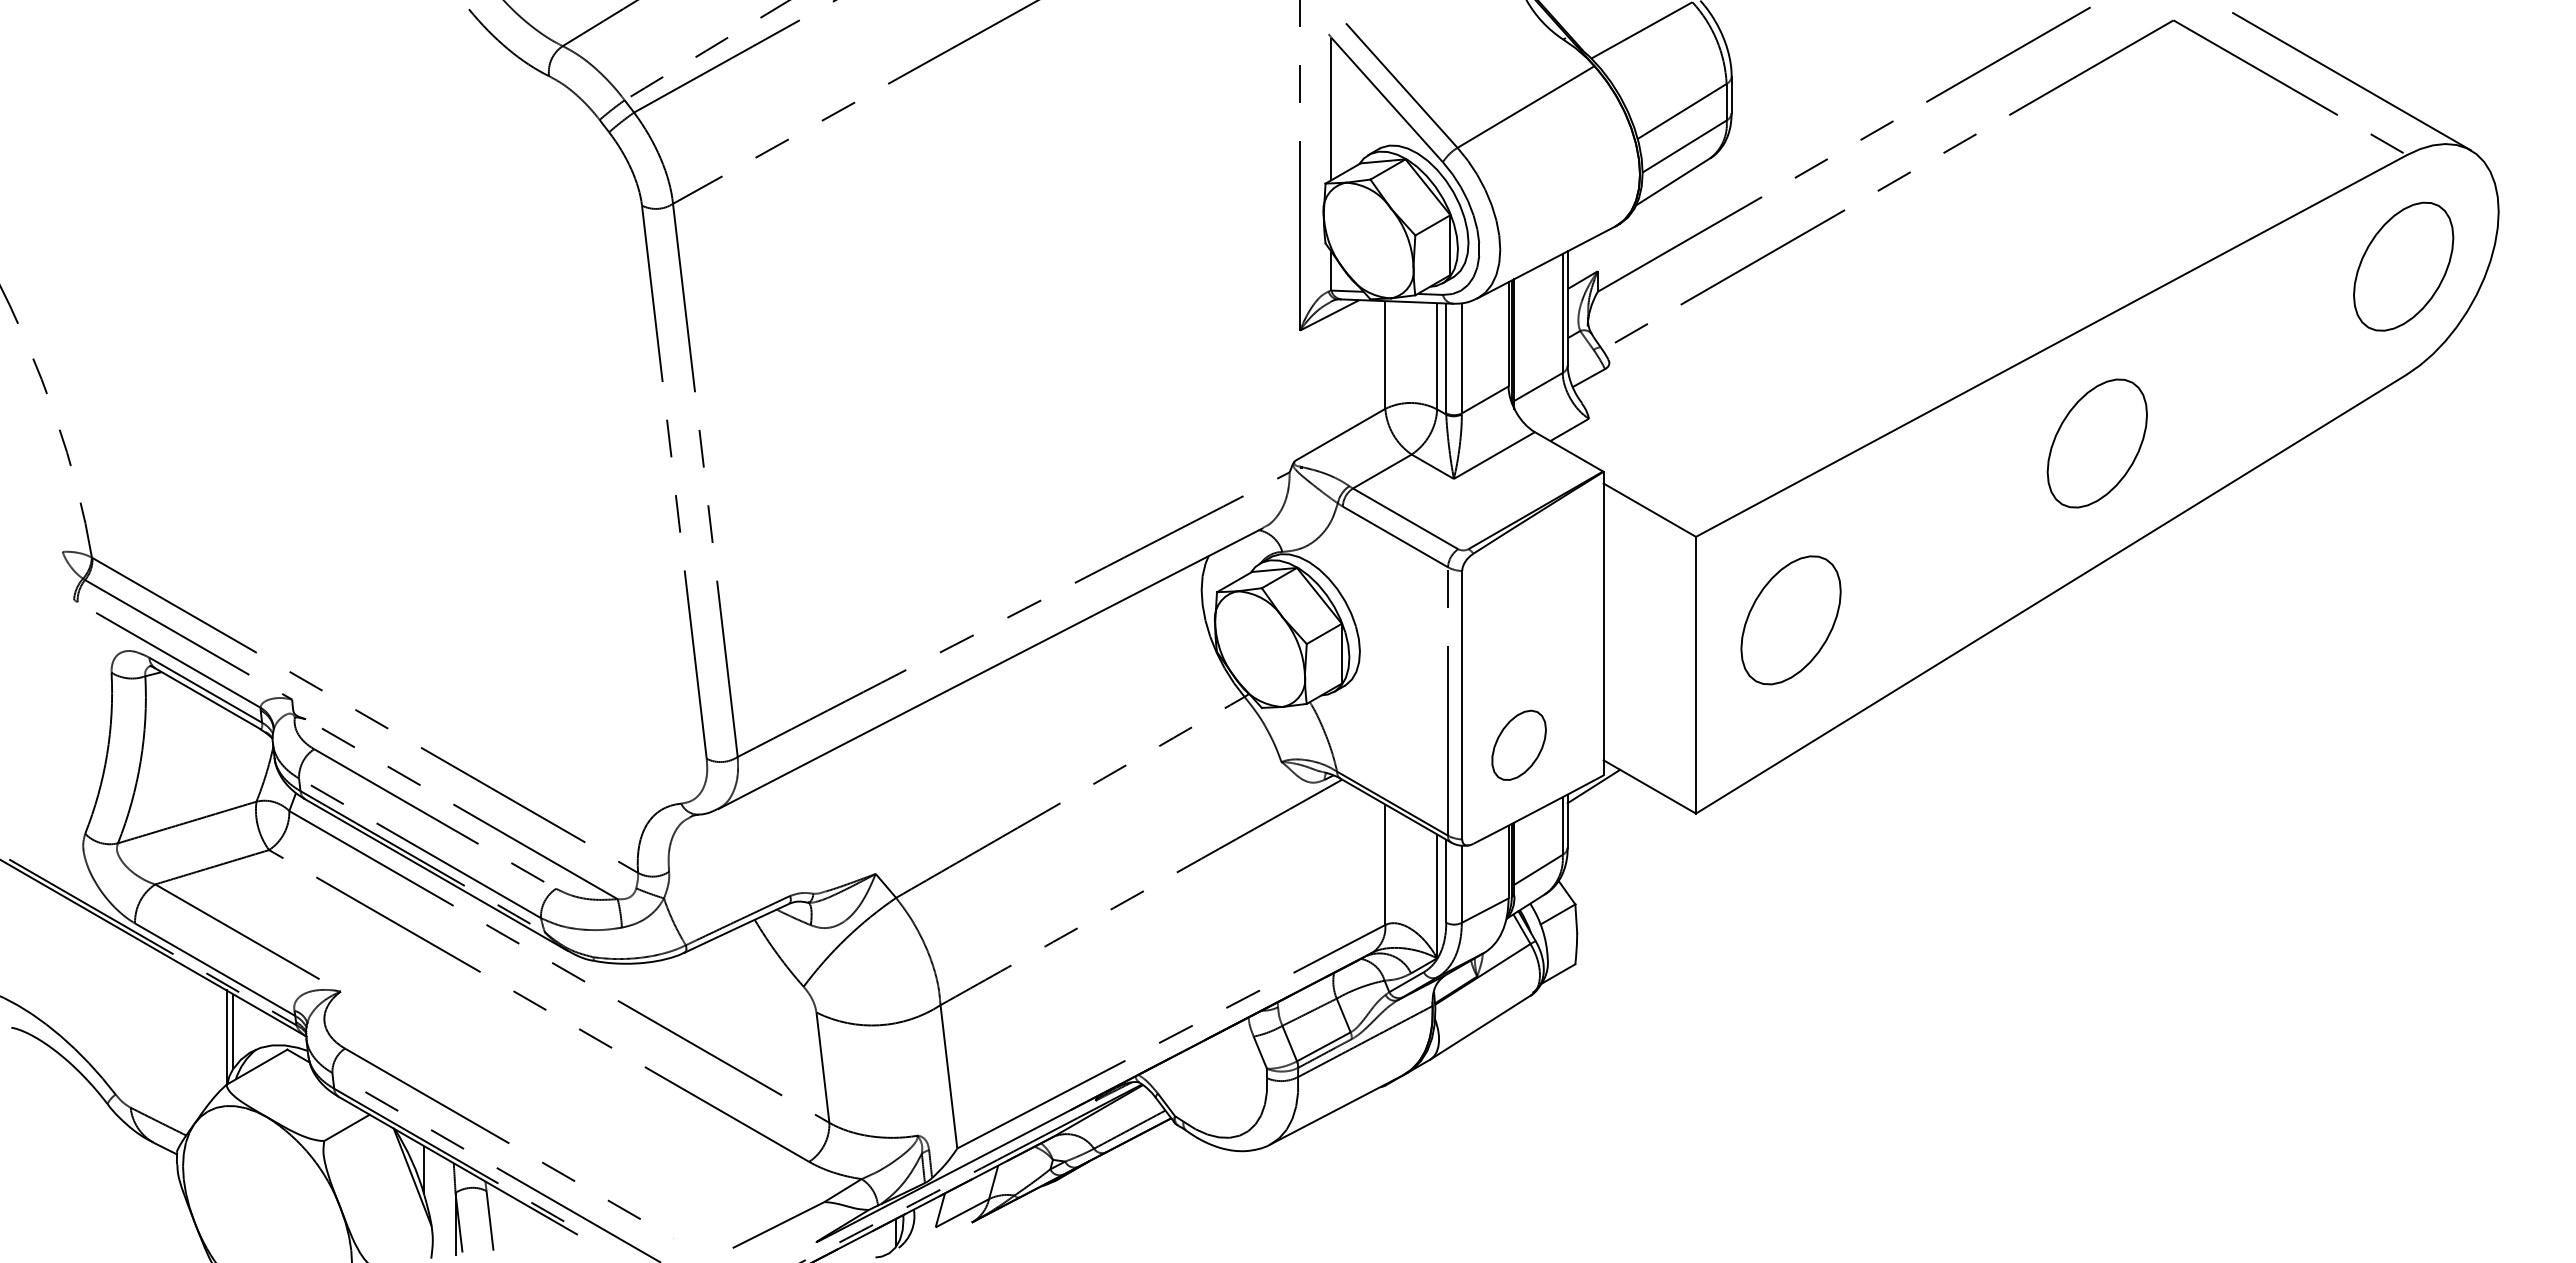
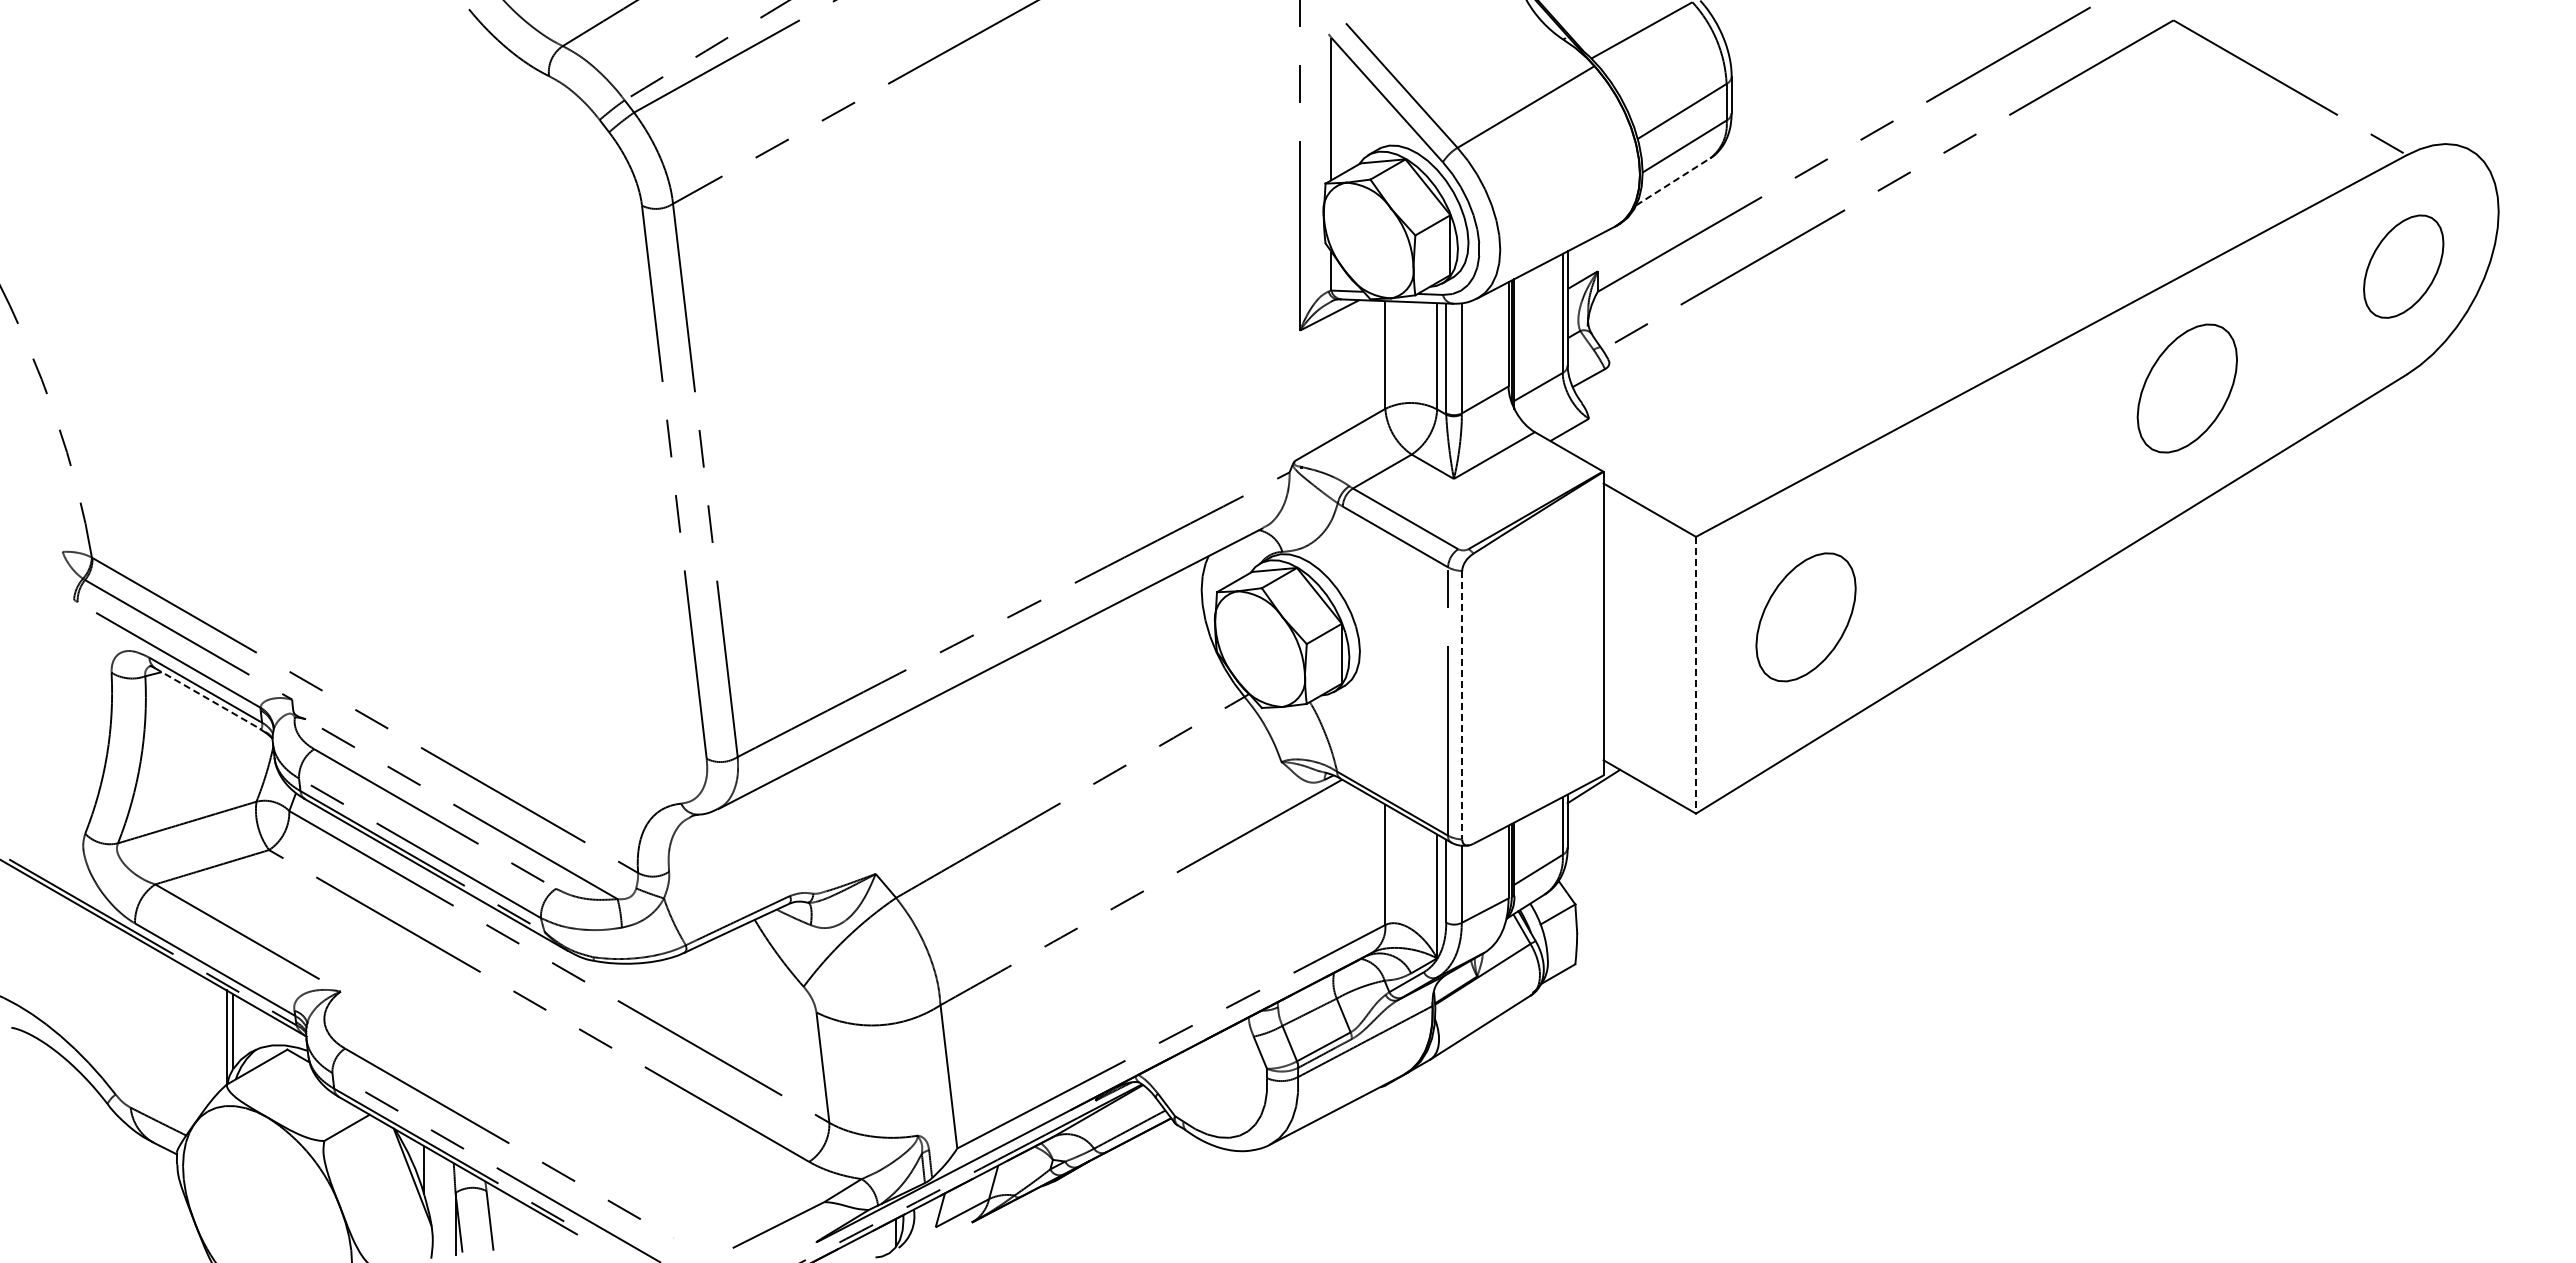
line: present -> none (2351, 81)
line: solid -> dashed (1673, 181)
part size: 102x131 px -> 82x105 px (2403, 266)
part position: (2096, 443) -> (2186, 388) (2186, 388)
part position: (1790, 620) -> (1805, 617) (1805, 617)
line: solid -> dashed (1696, 675)
line: solid -> dashed (208, 698)
line: solid -> dashed (1462, 705)
part: present -> none (1518, 744)
